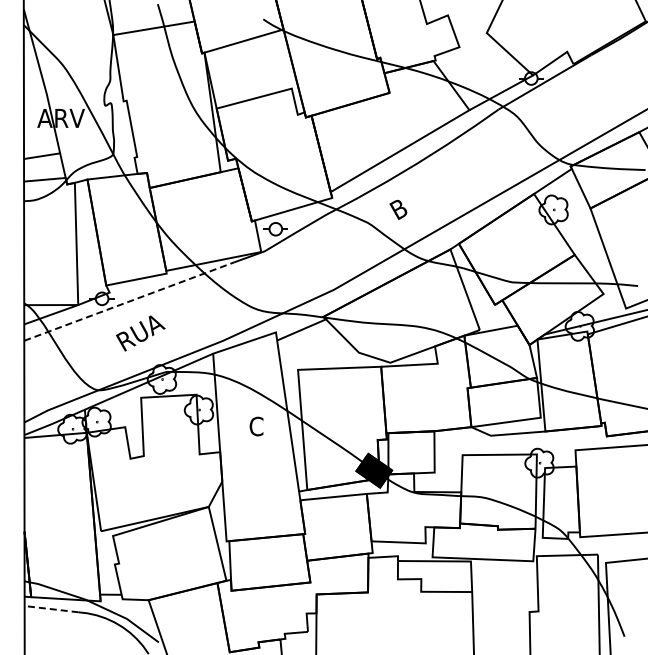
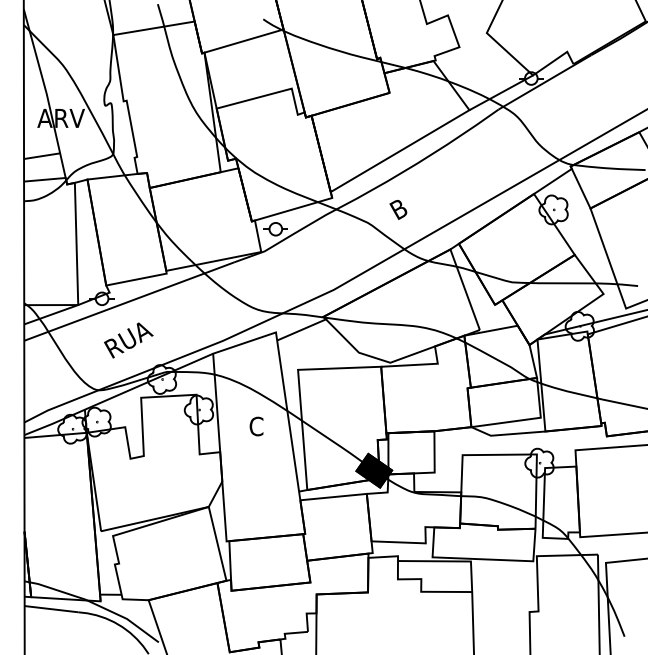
line: dashed -> solid (129, 301)
text position: (140, 333) -> (128, 340) (128, 340)
line: dashed -> solid (51, 609)
